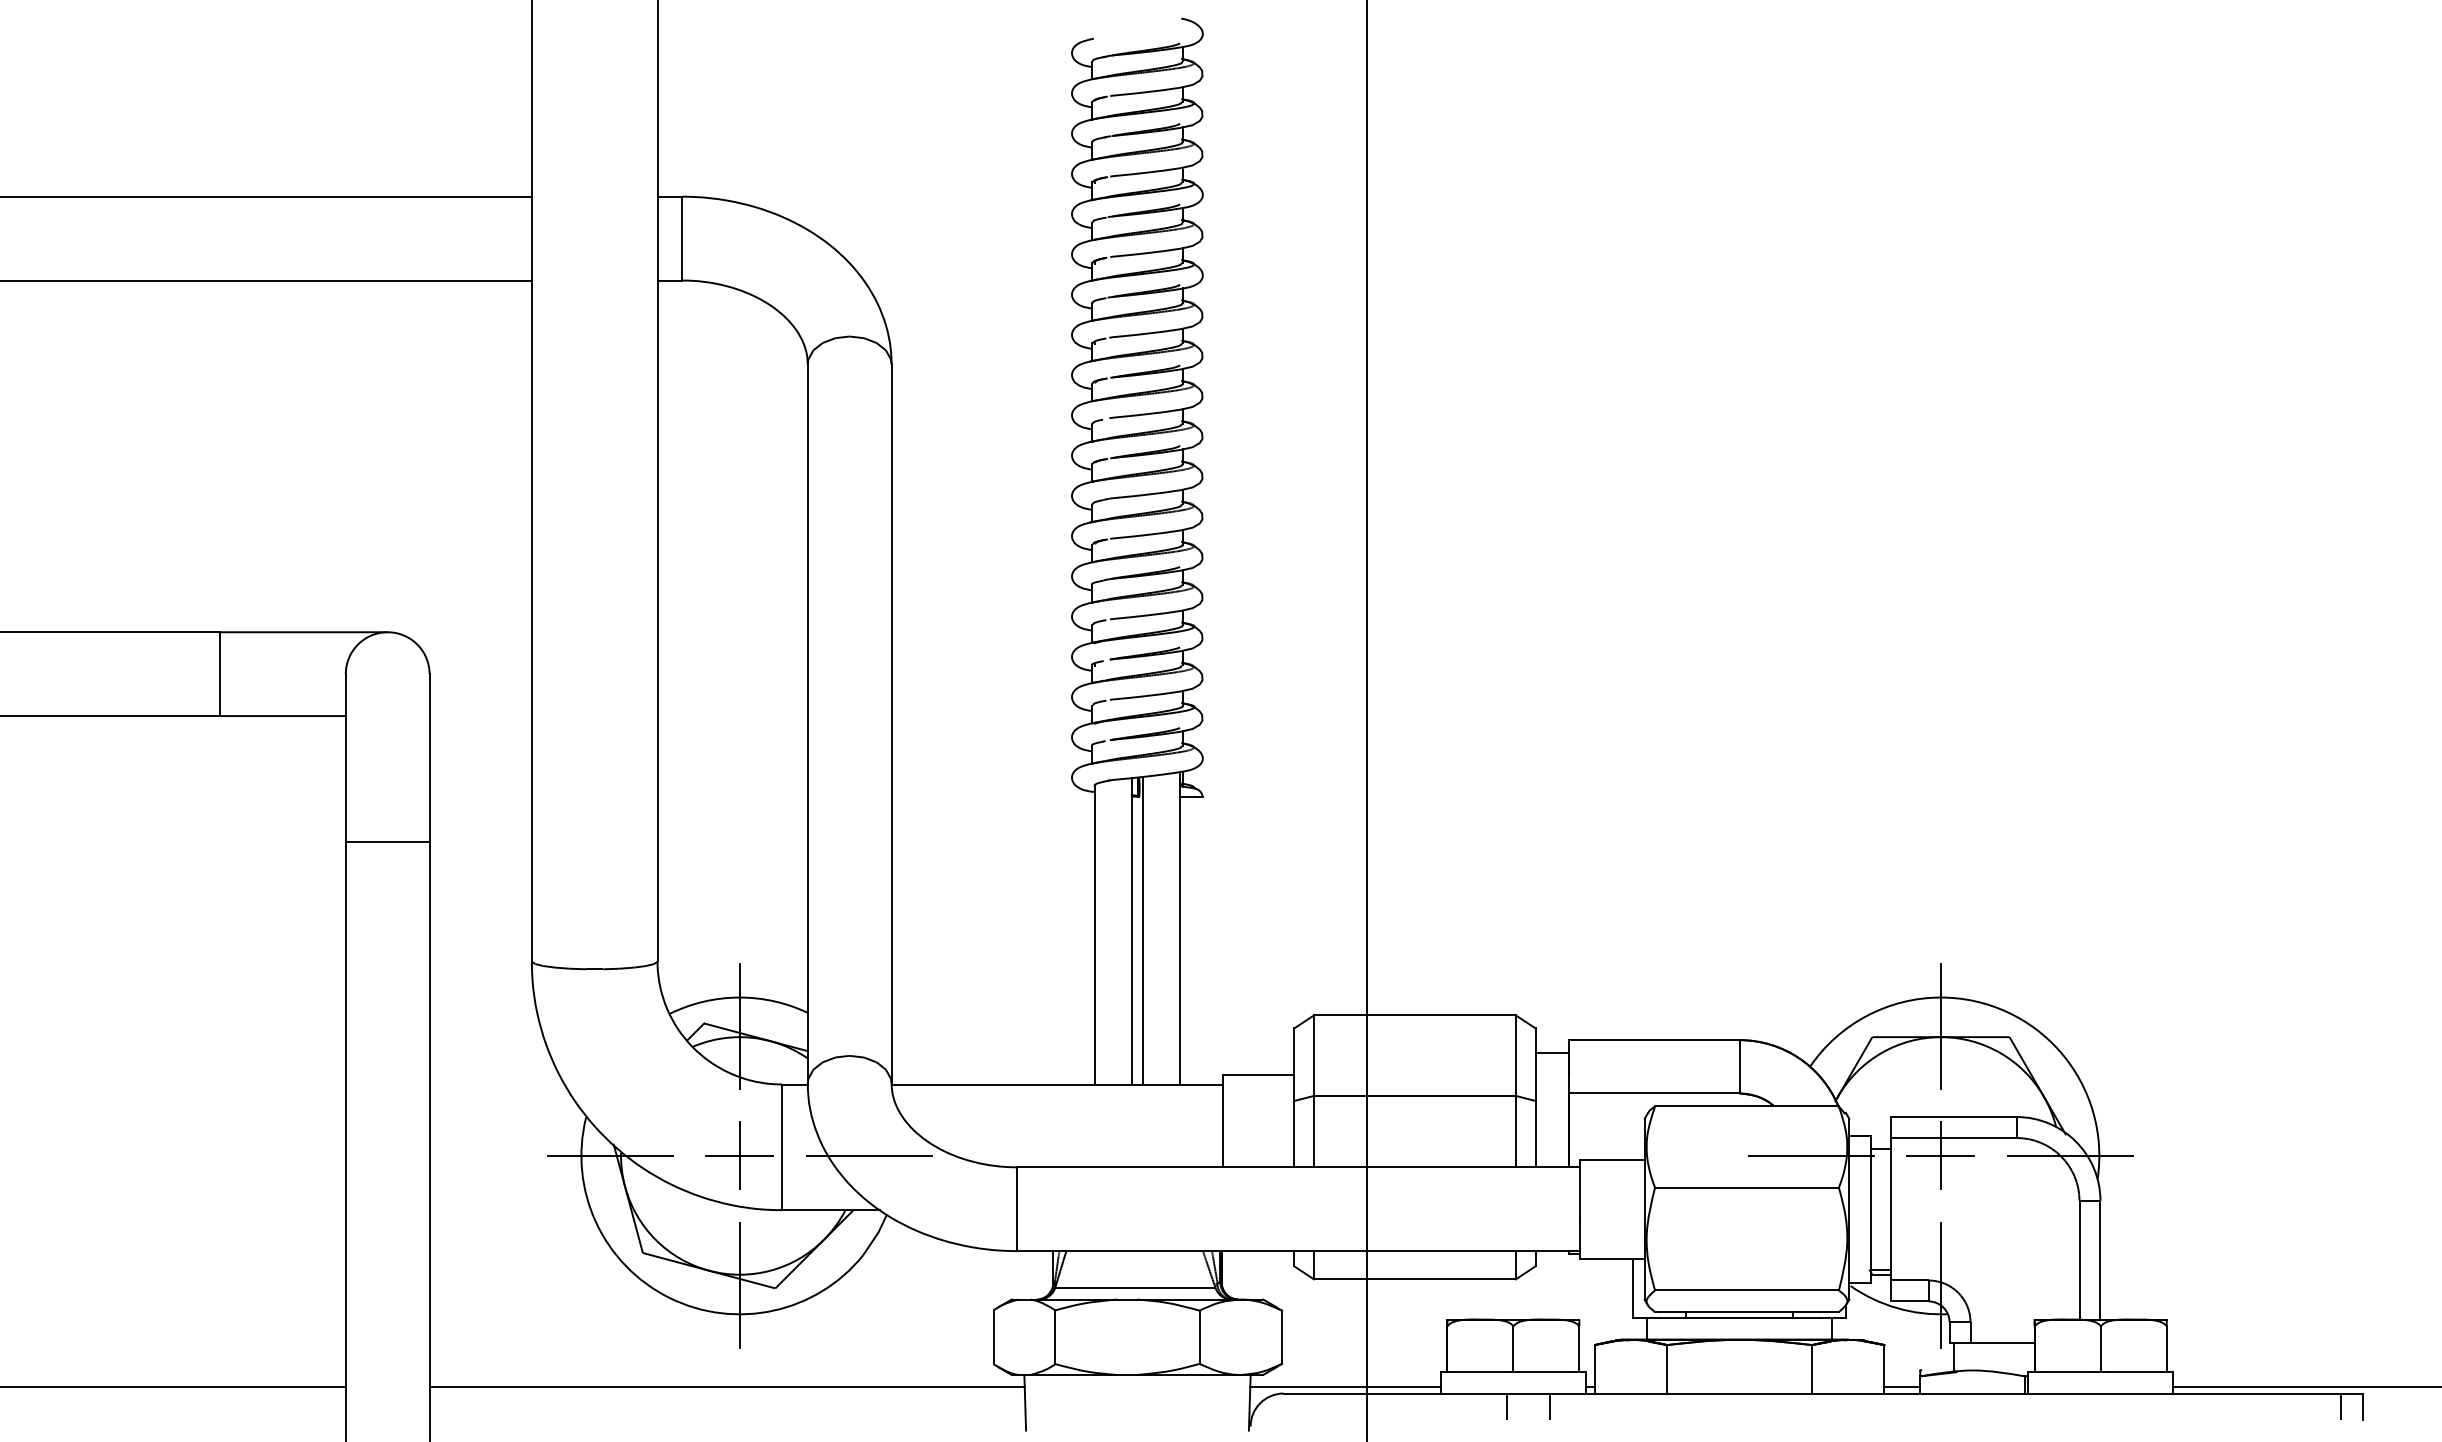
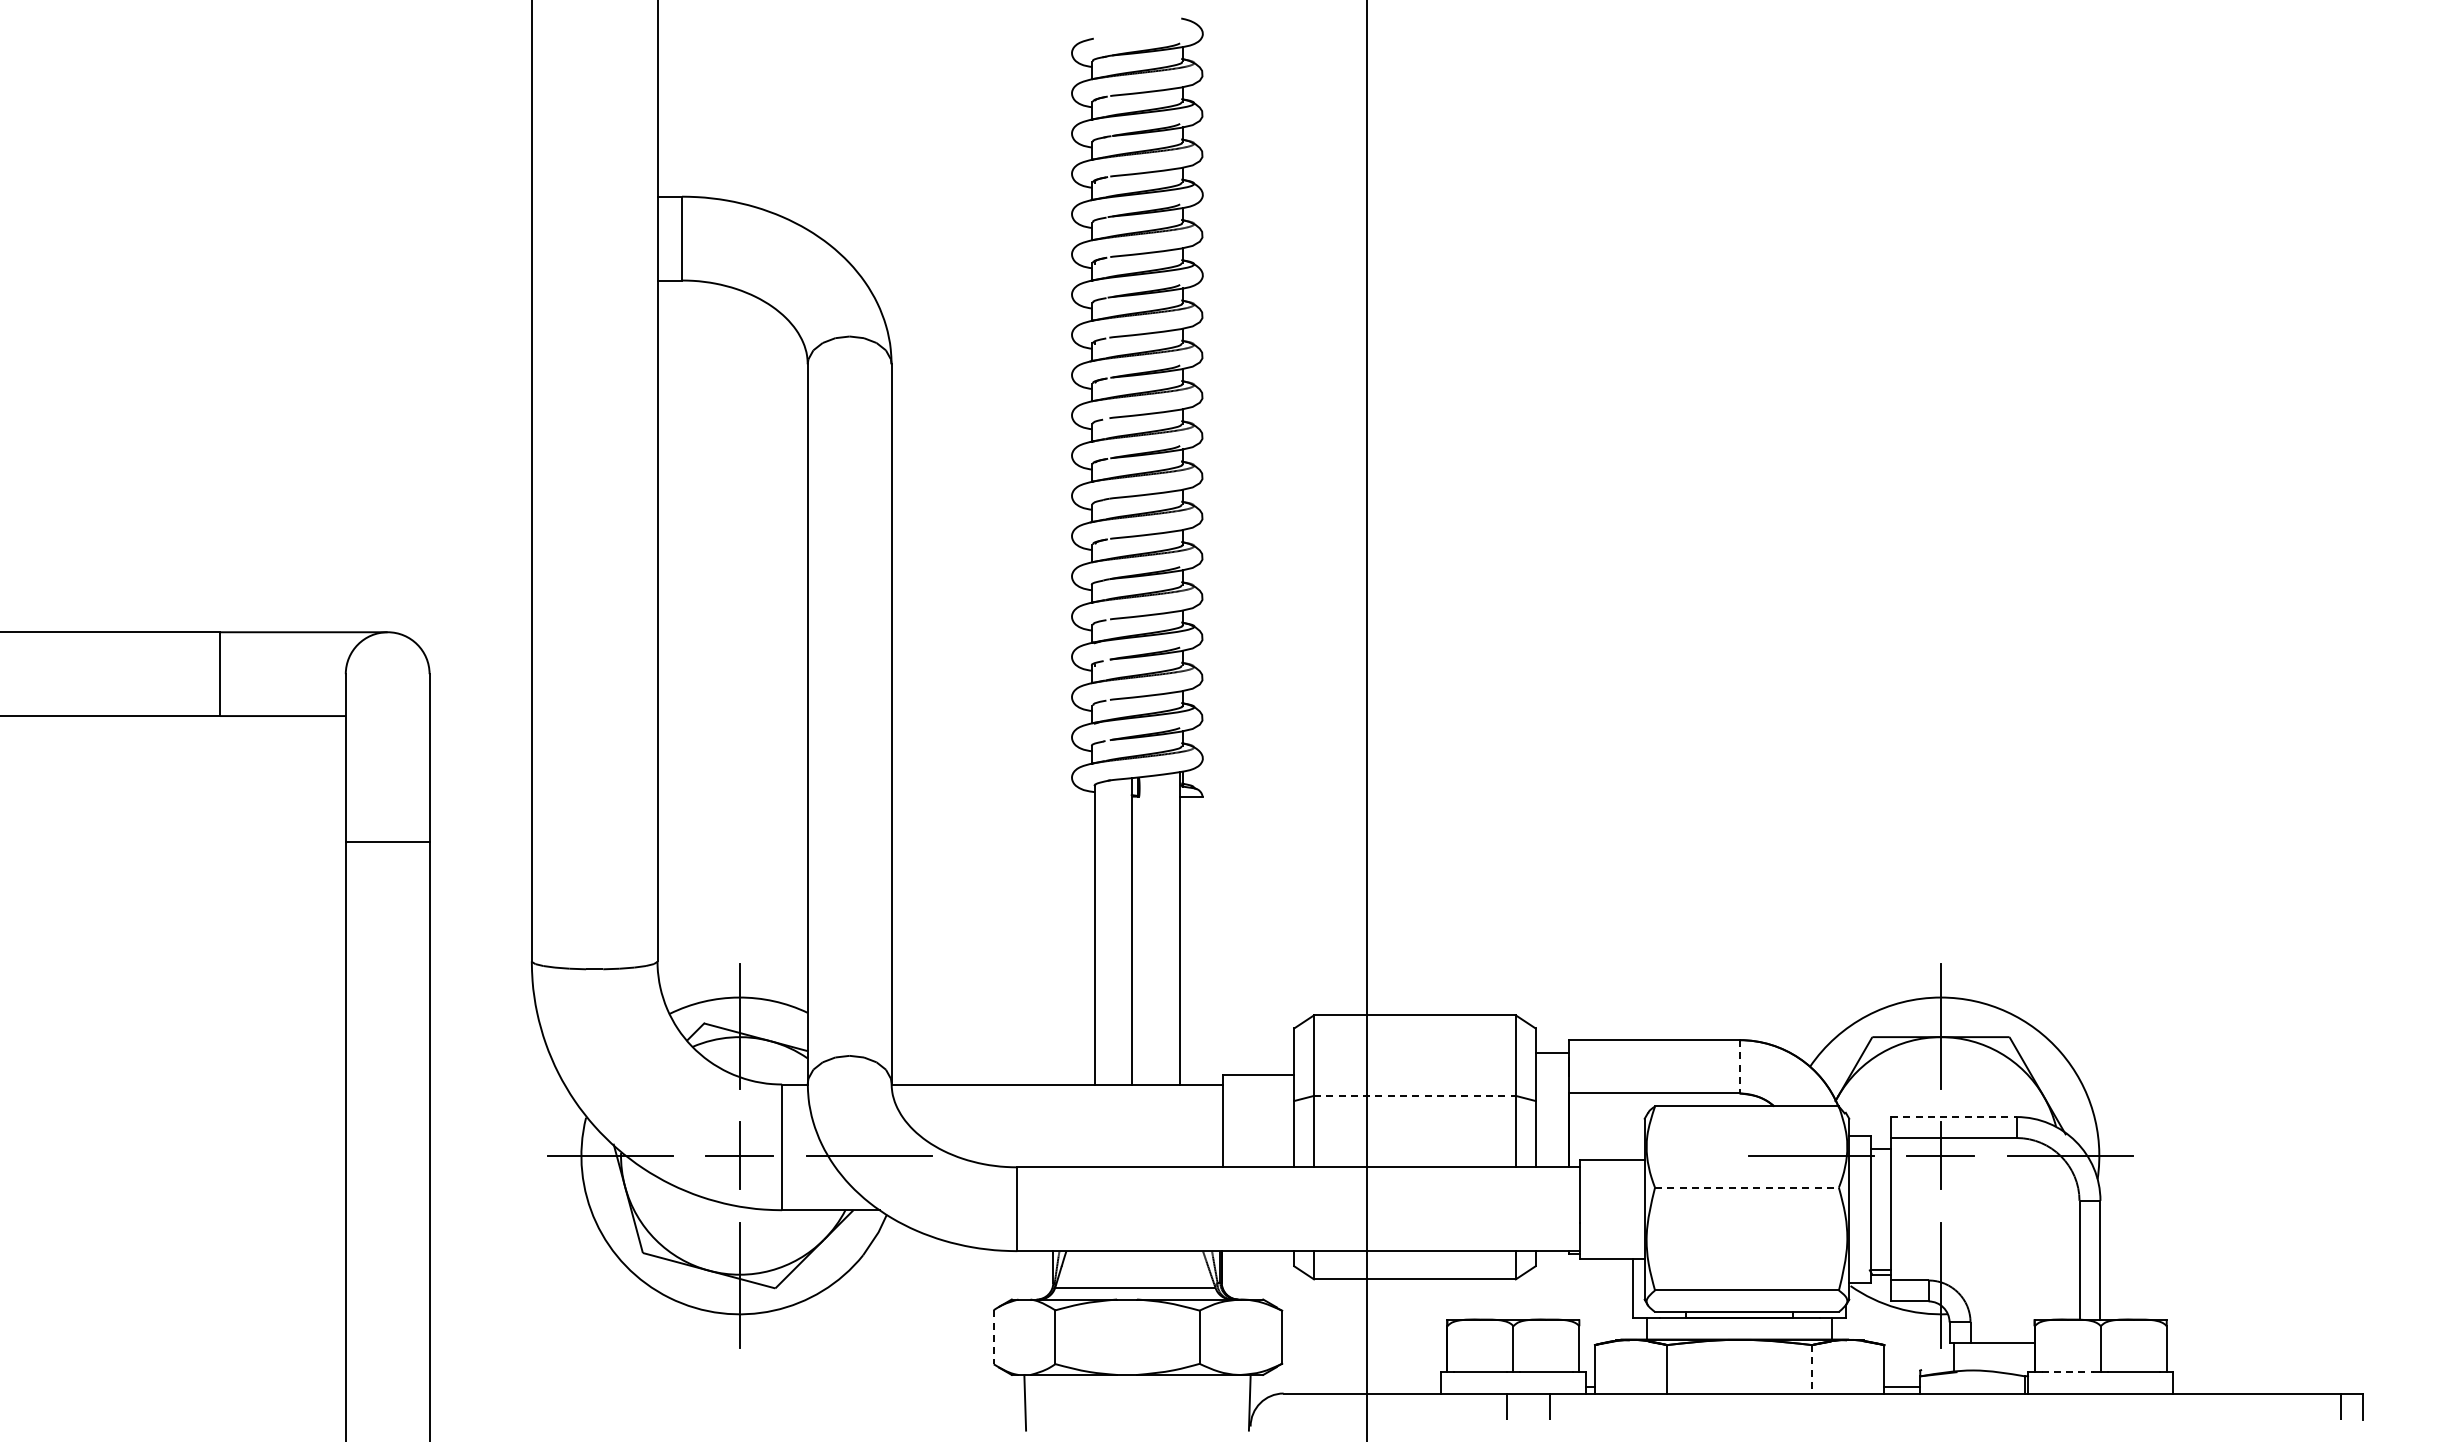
line: present -> none (266, 196)
line: present -> none (266, 280)
line: present -> none (1143, 930)
line: solid -> dashed (1739, 1066)
line: solid -> dashed (1414, 1095)
line: solid -> dashed (1953, 1117)
line: solid -> dashed (1746, 1187)
line: solid -> dashed (993, 1337)
line: solid -> dashed (1812, 1369)
line: solid -> dashed (2068, 1372)
line: present -> none (173, 1386)
line: present -> none (726, 1386)
line: present -> none (1345, 1386)
line: present -> none (2305, 1386)
